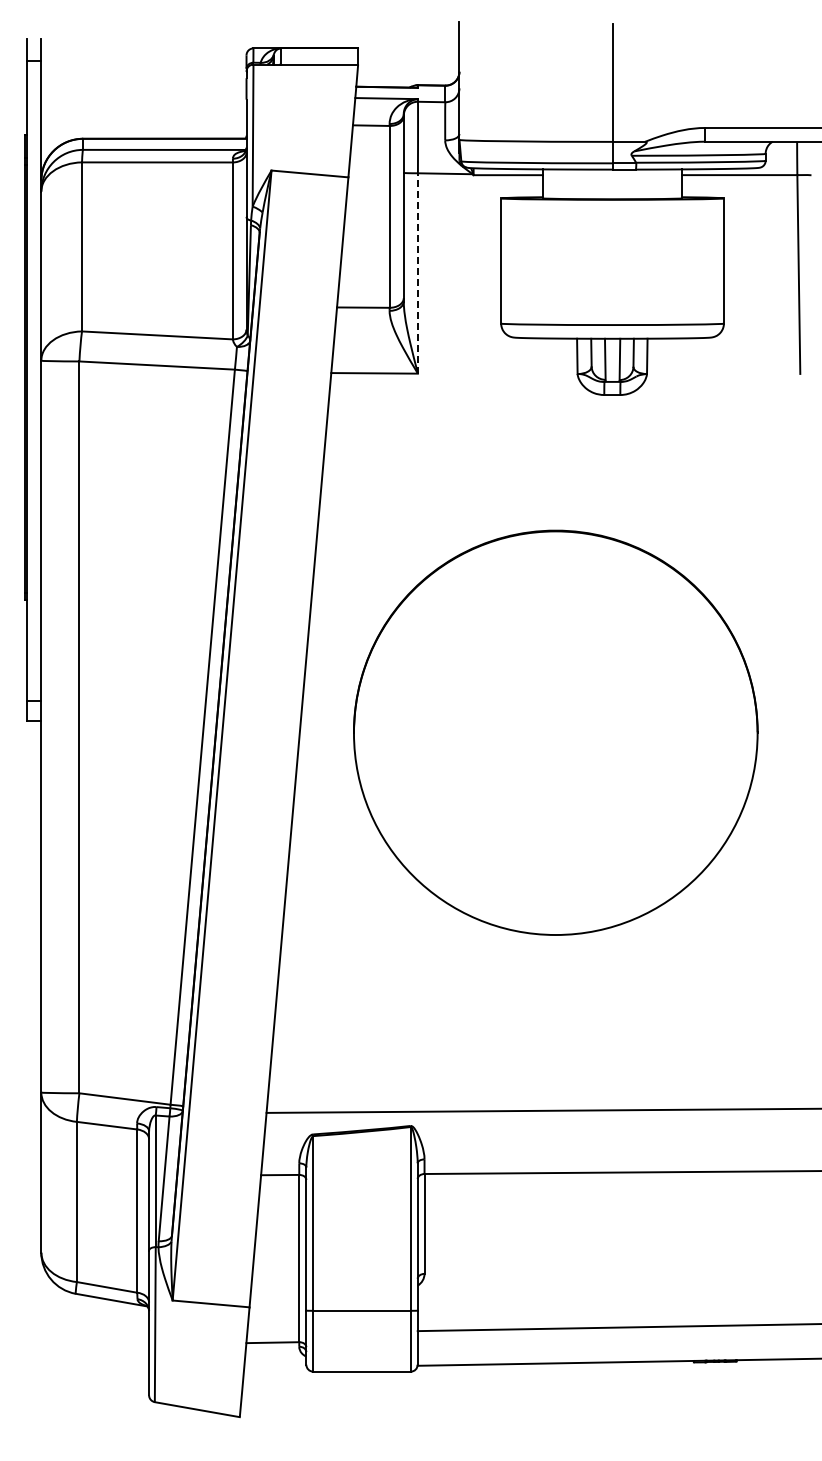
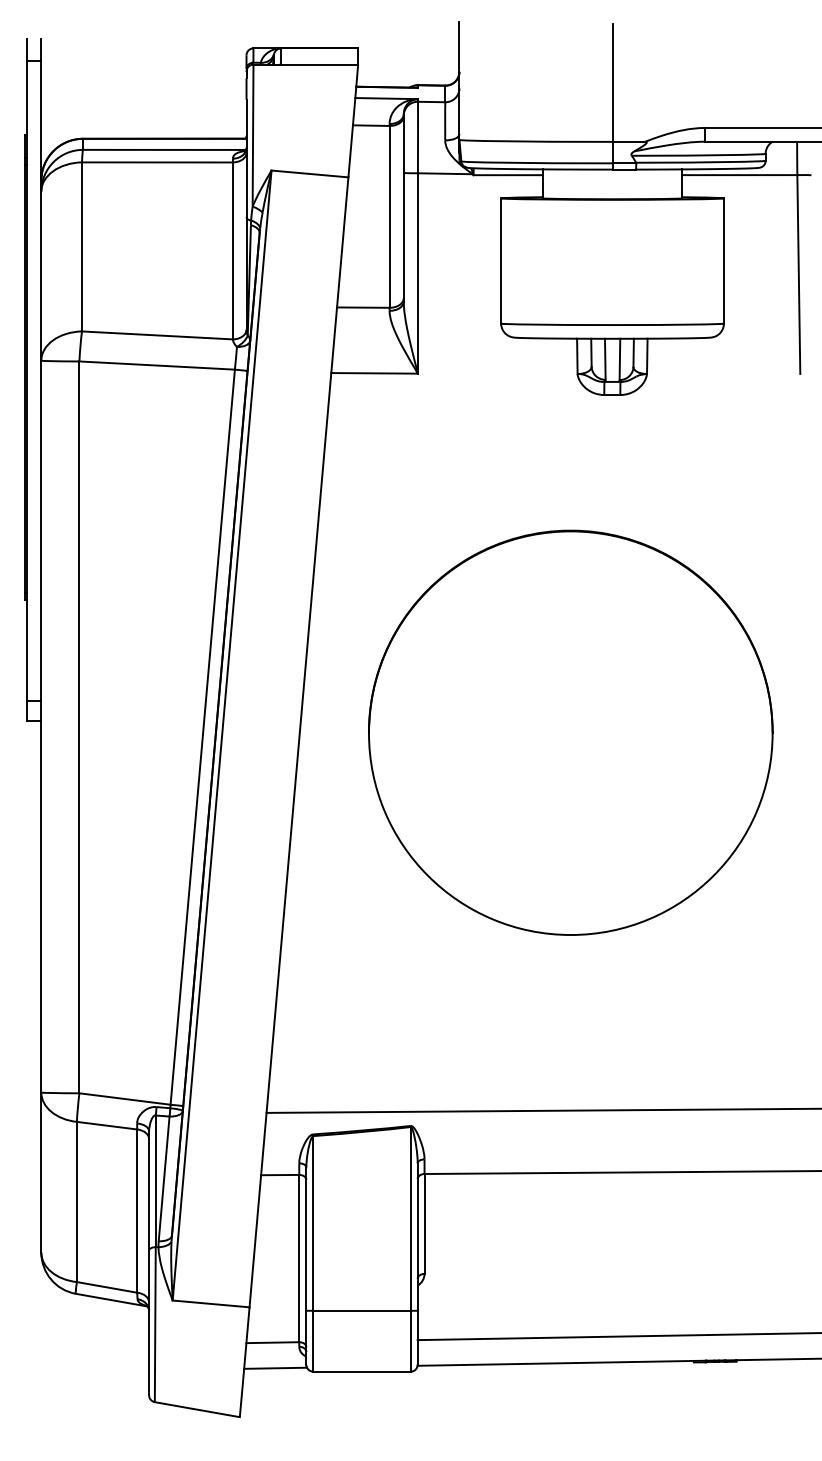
line: dashed -> solid (417, 272)
part position: (555, 732) -> (570, 732) (570, 732)
line position: (617, 1327) -> (617, 1336) (617, 1336)
line: none -> present (275, 1367)
